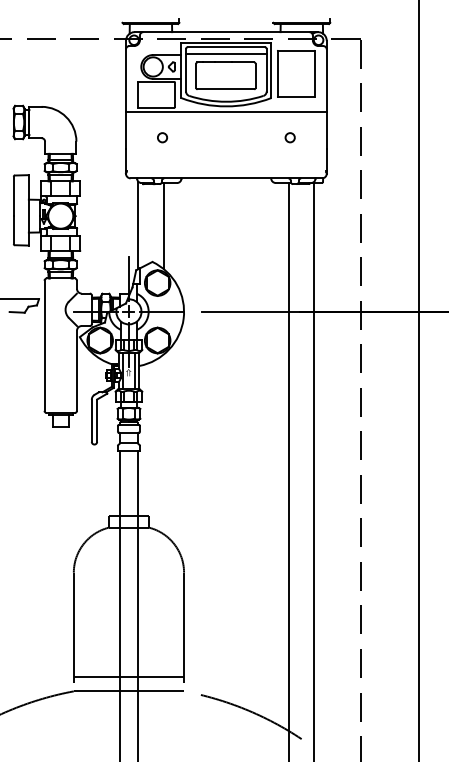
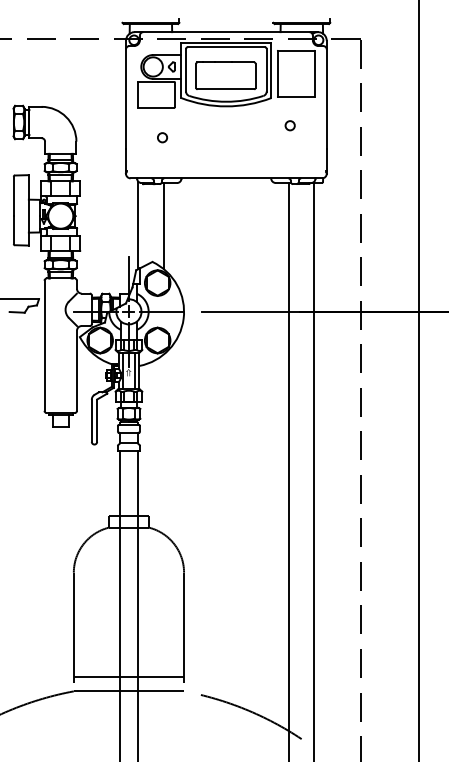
line: present -> none (226, 53)
line: present -> none (225, 111)
circle position: (289, 137) -> (289, 125) (289, 125)
